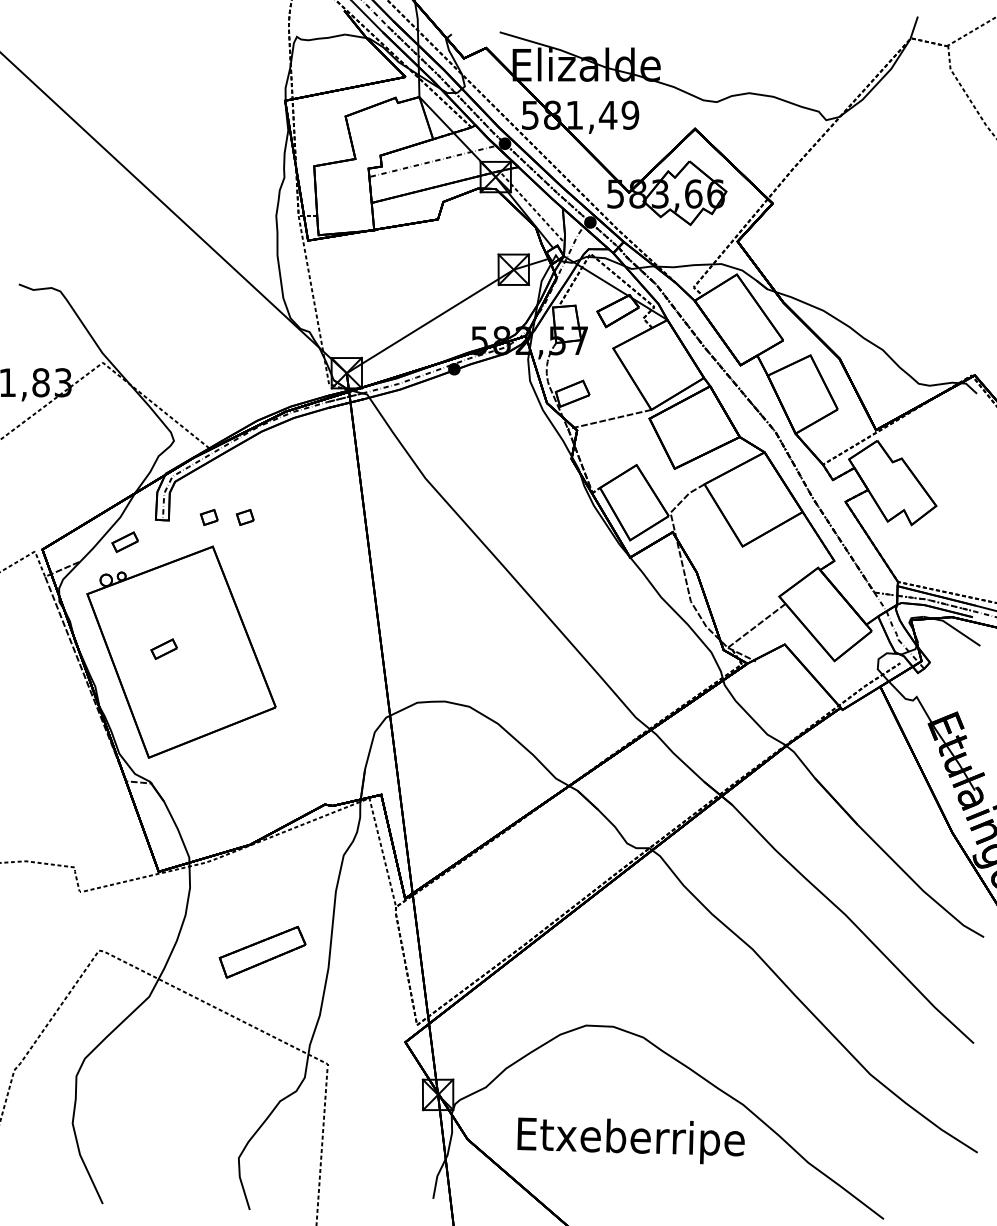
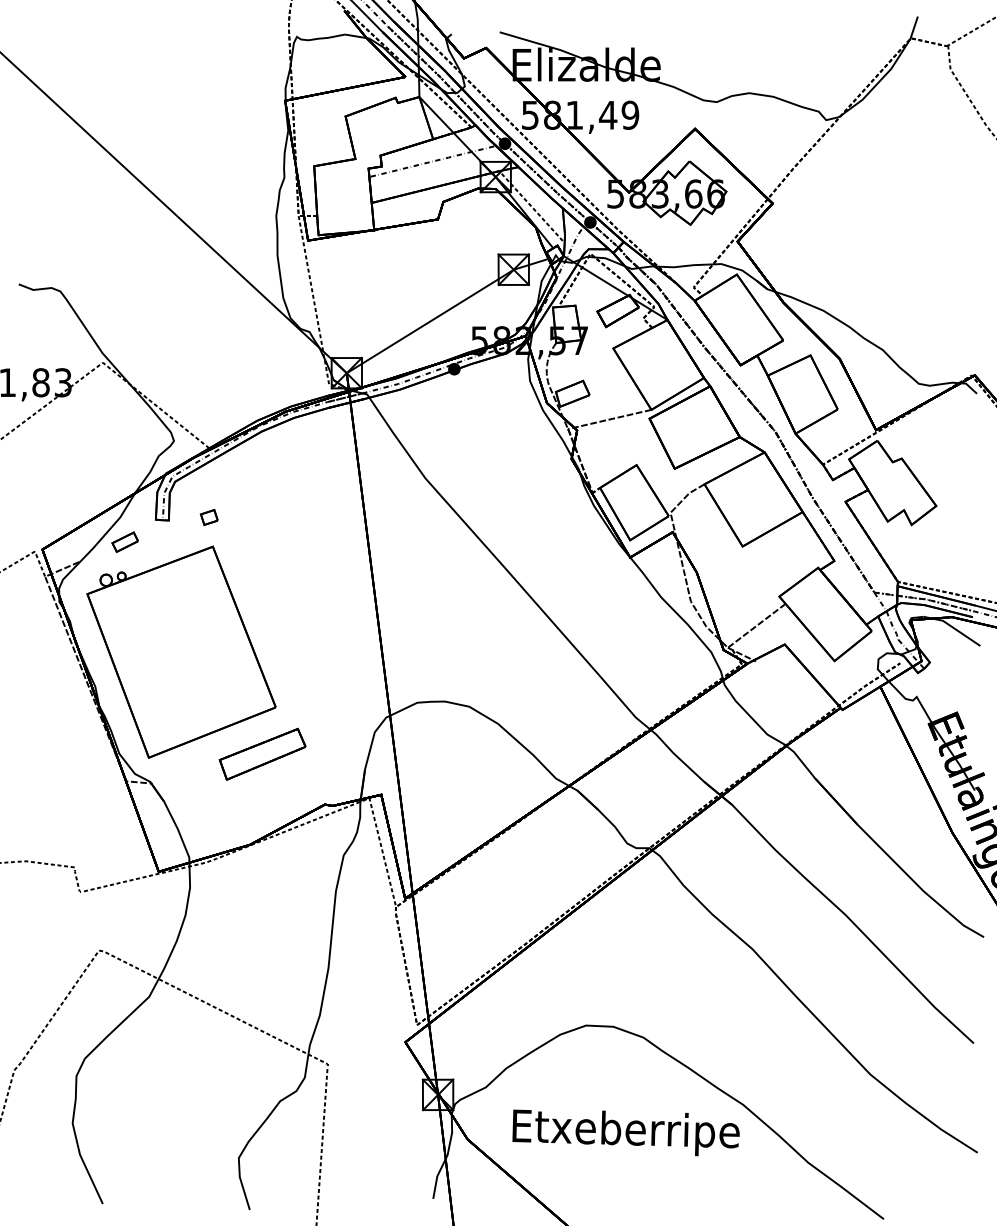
part: present -> none (245, 517)
part: present -> none (163, 648)
part position: (262, 951) -> (262, 753) (262, 753)
text position: (630, 1140) -> (625, 1132) (625, 1132)
